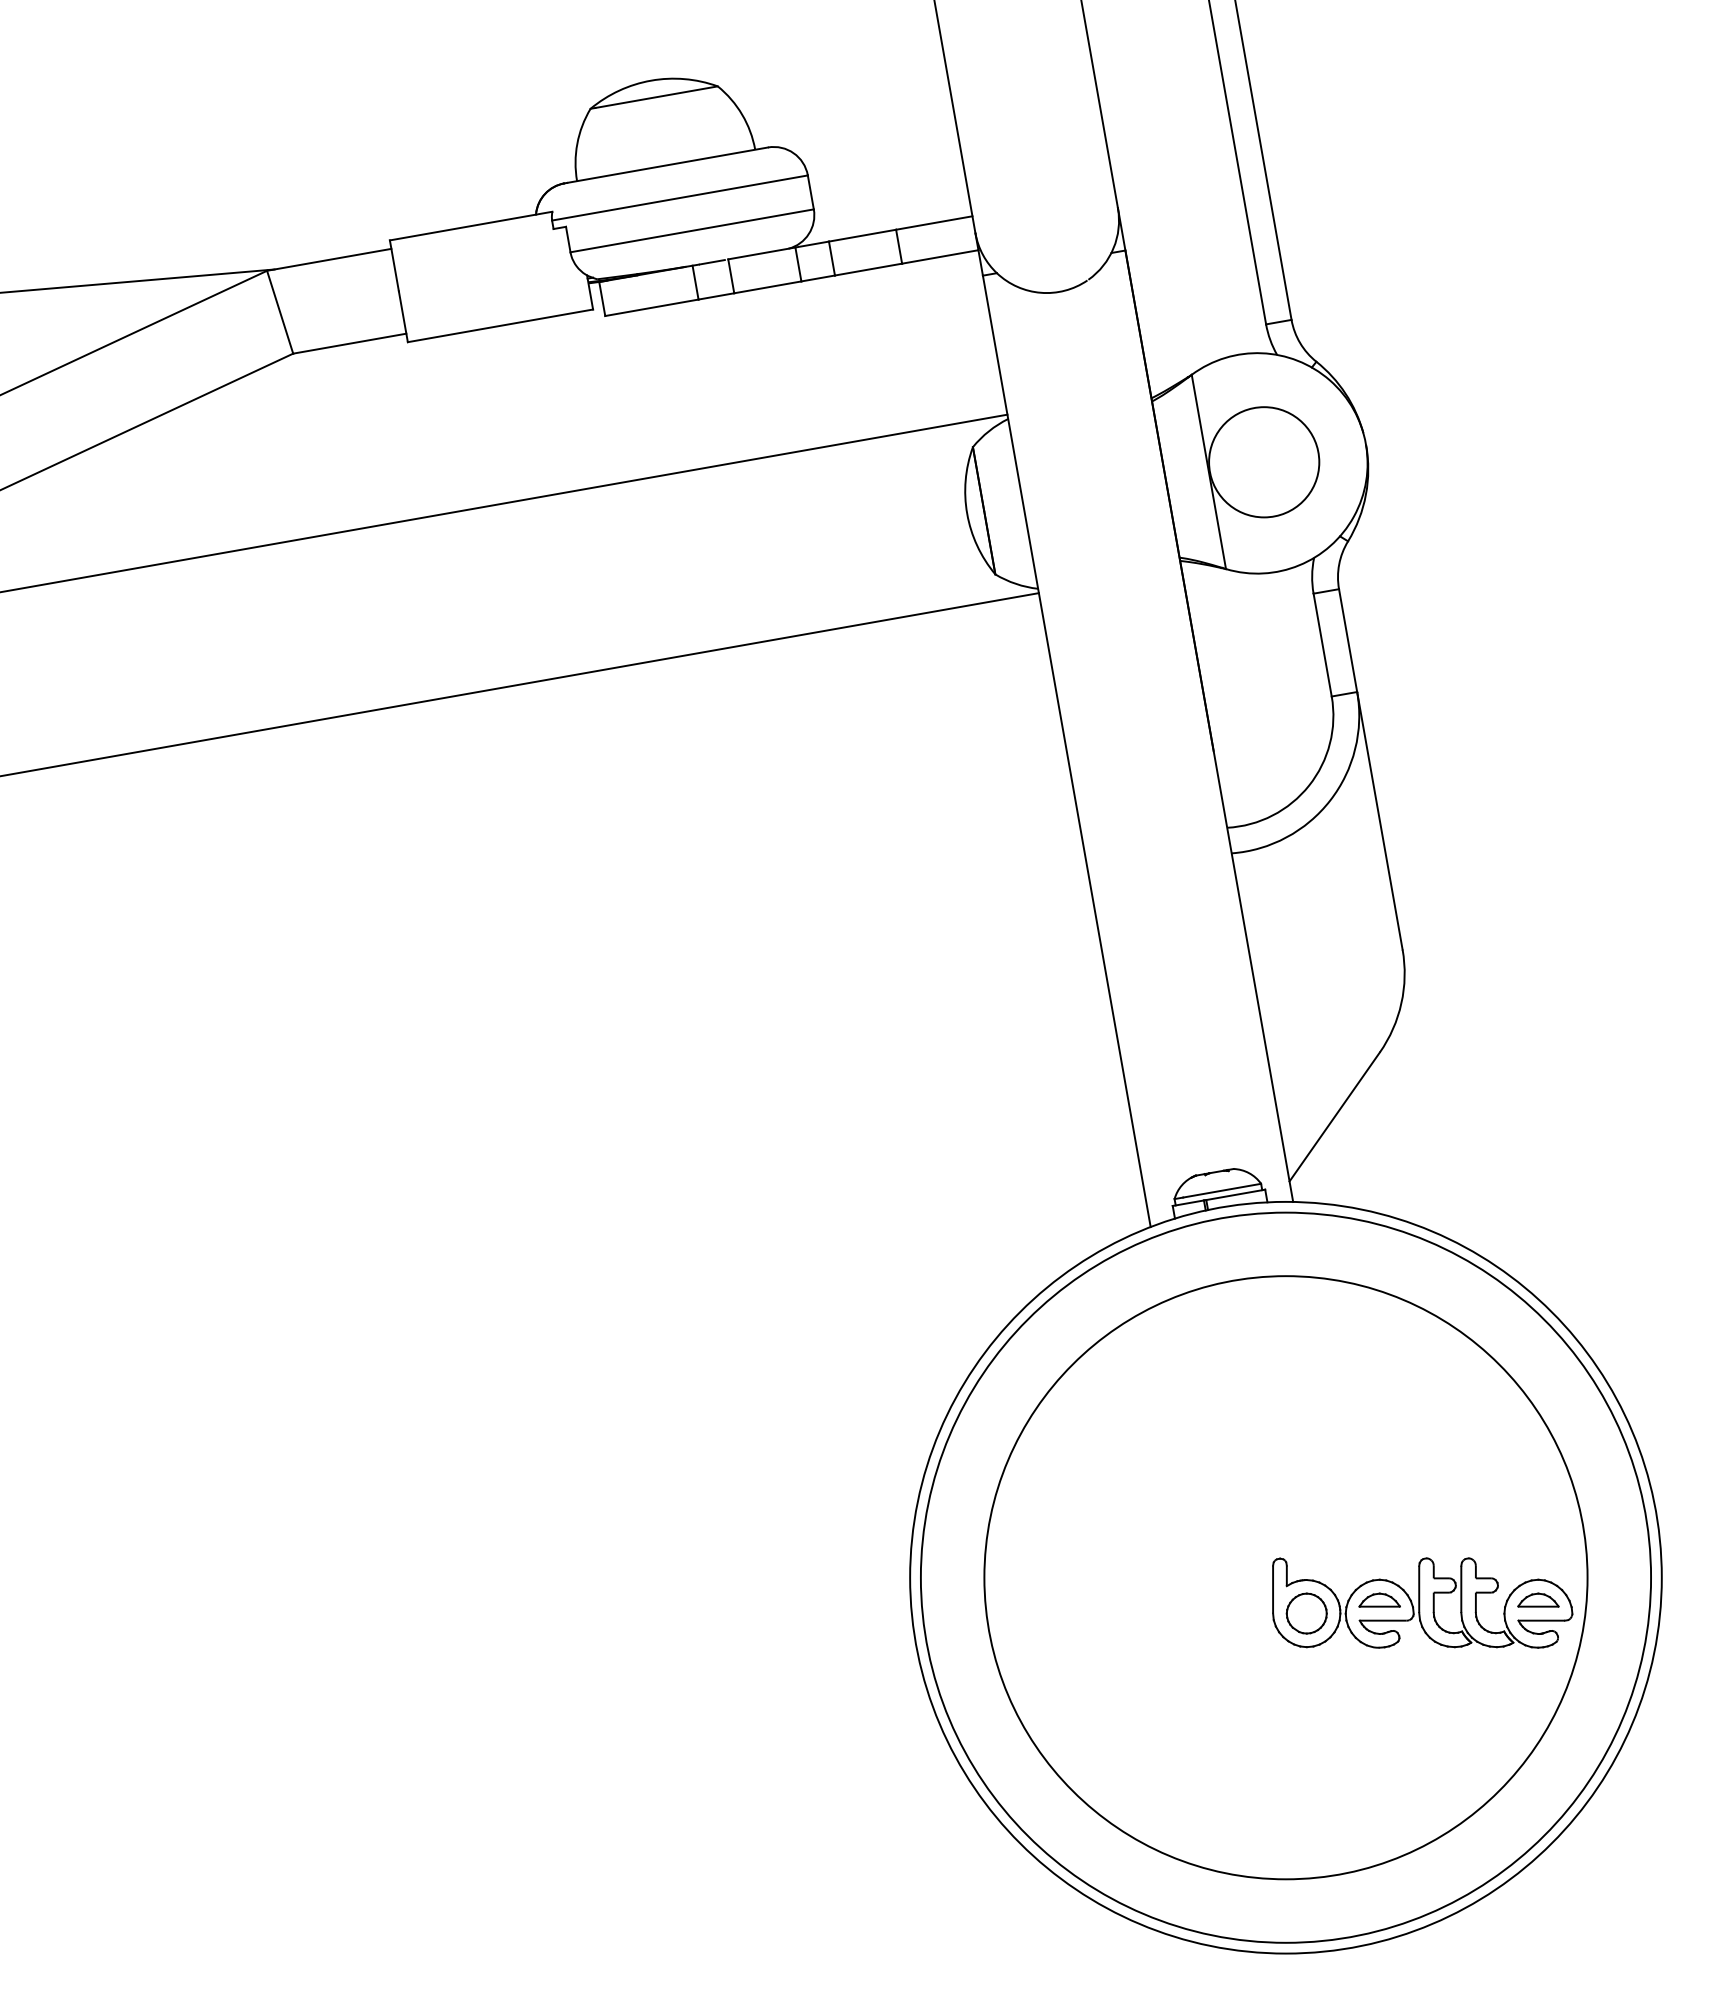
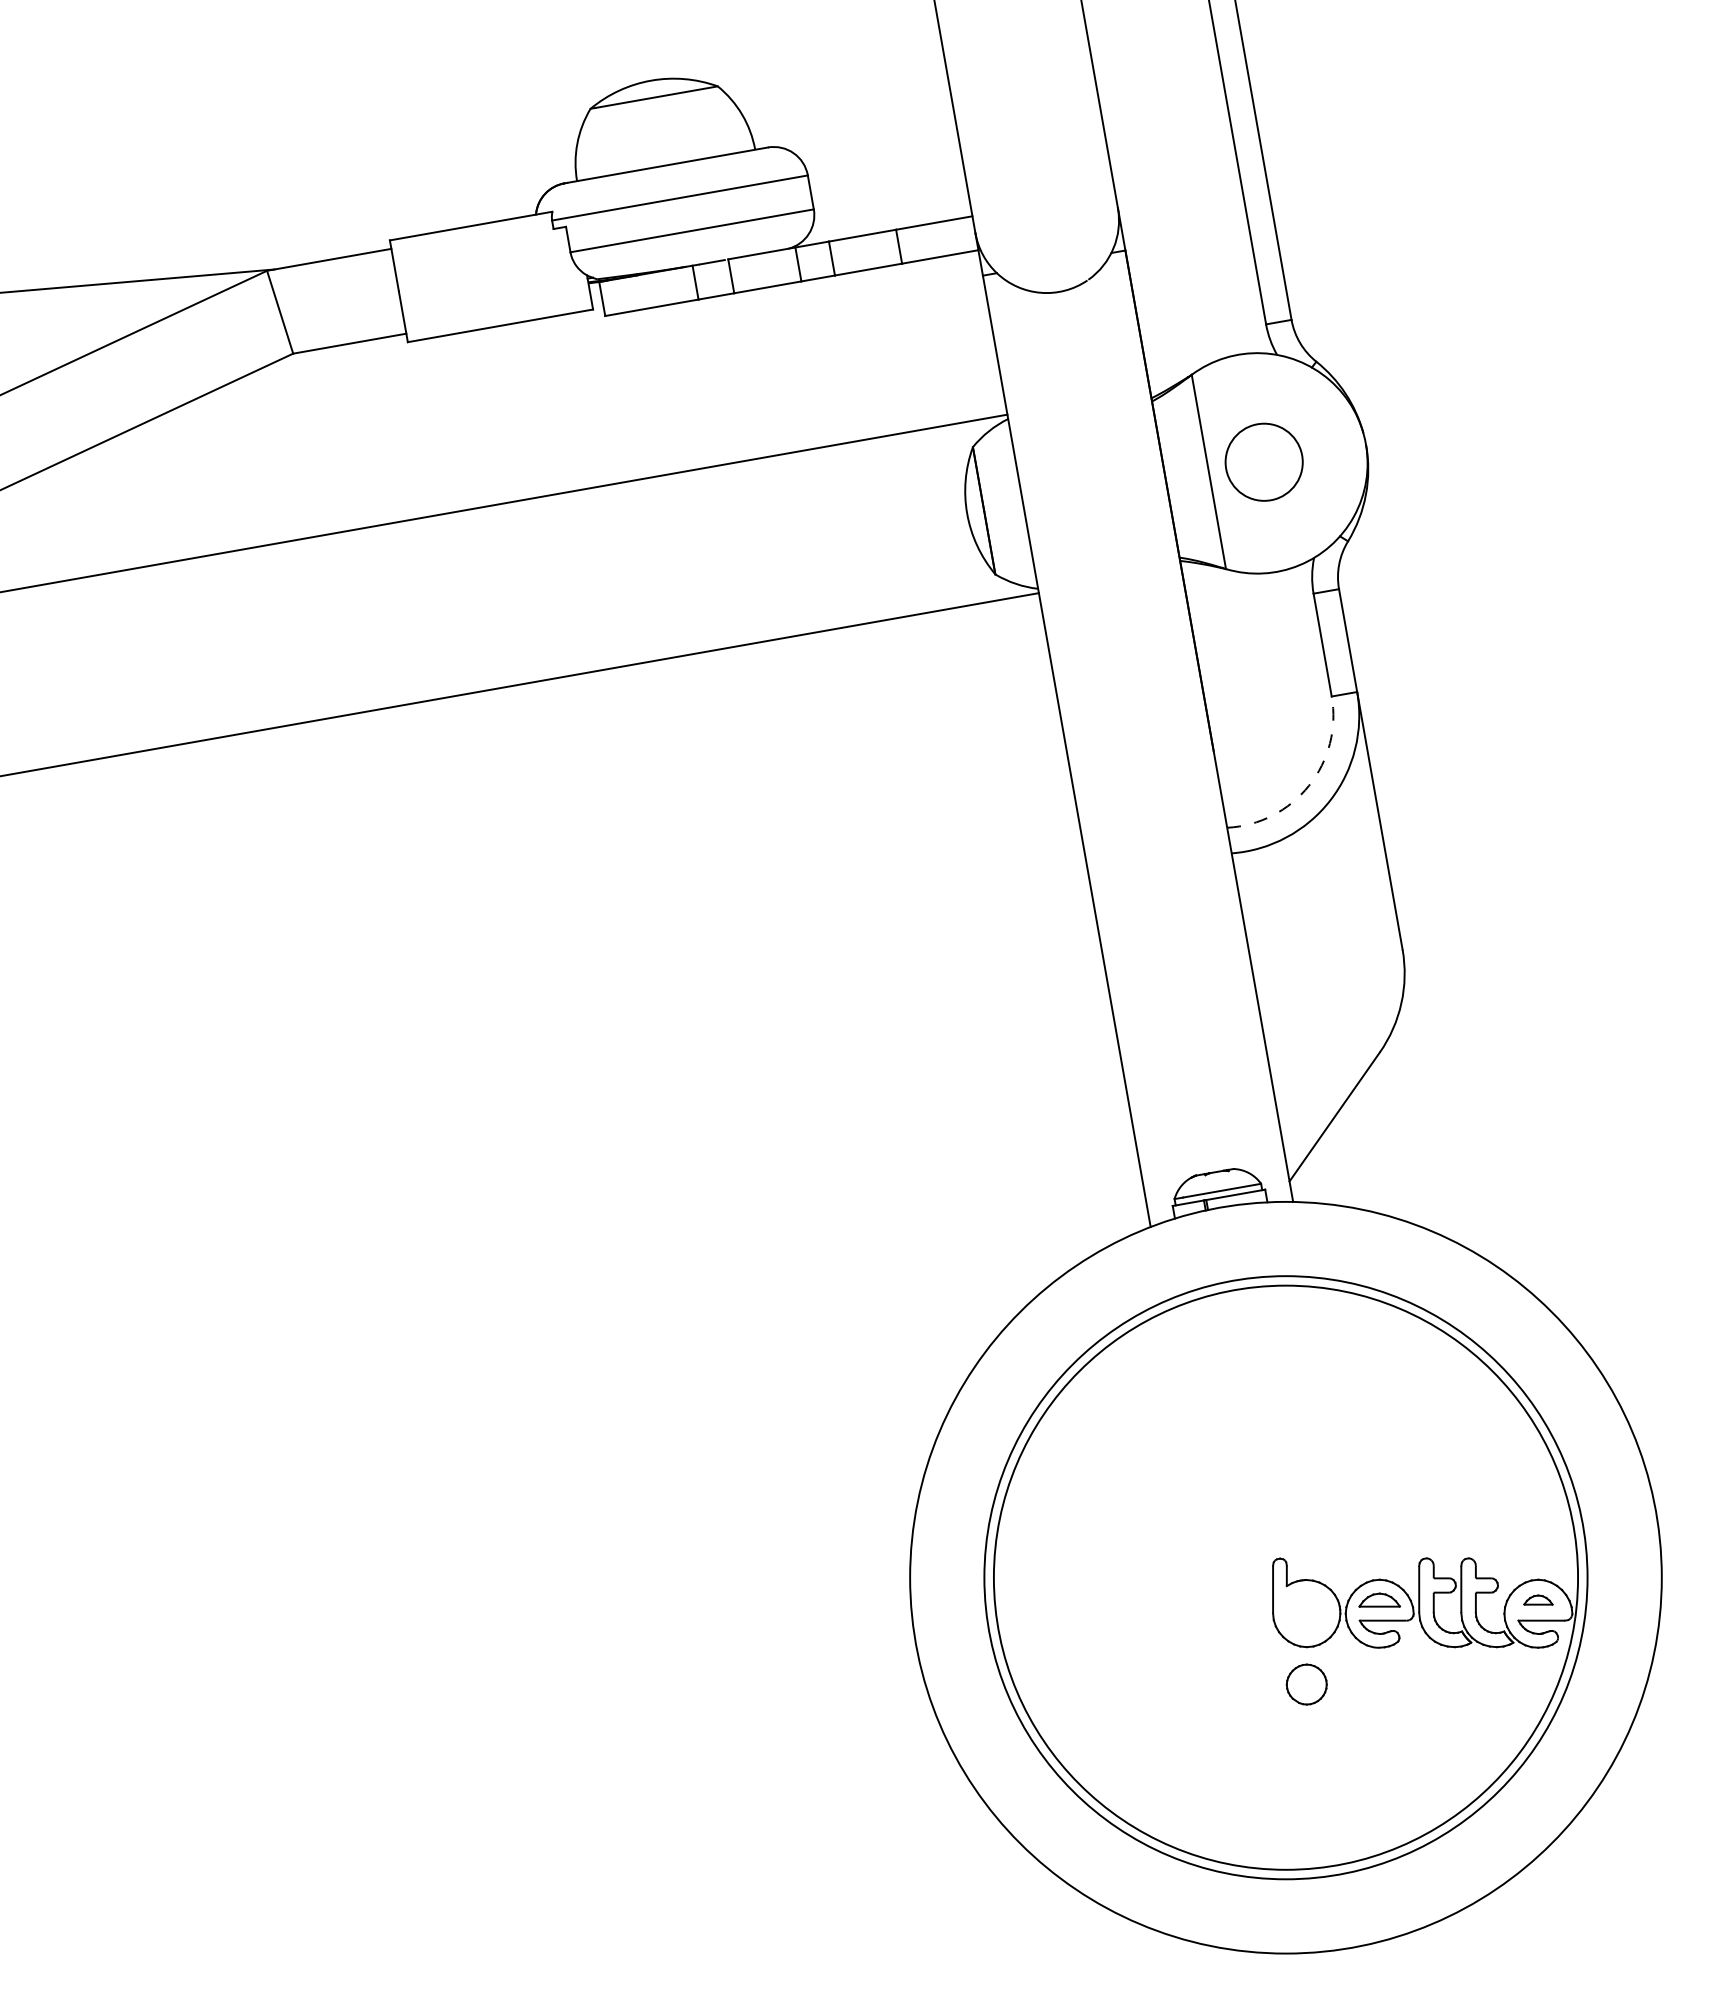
circle diameter: 110 px -> 77 px (1263, 461)
arc: solid -> dashed (1309, 785)
circle diameter: 730 px -> 584 px (1285, 1577)
part size: 43x16 px -> 31x12 px (1538, 1599)
part position: (1306, 1613) -> (1306, 1684) (1306, 1684)
